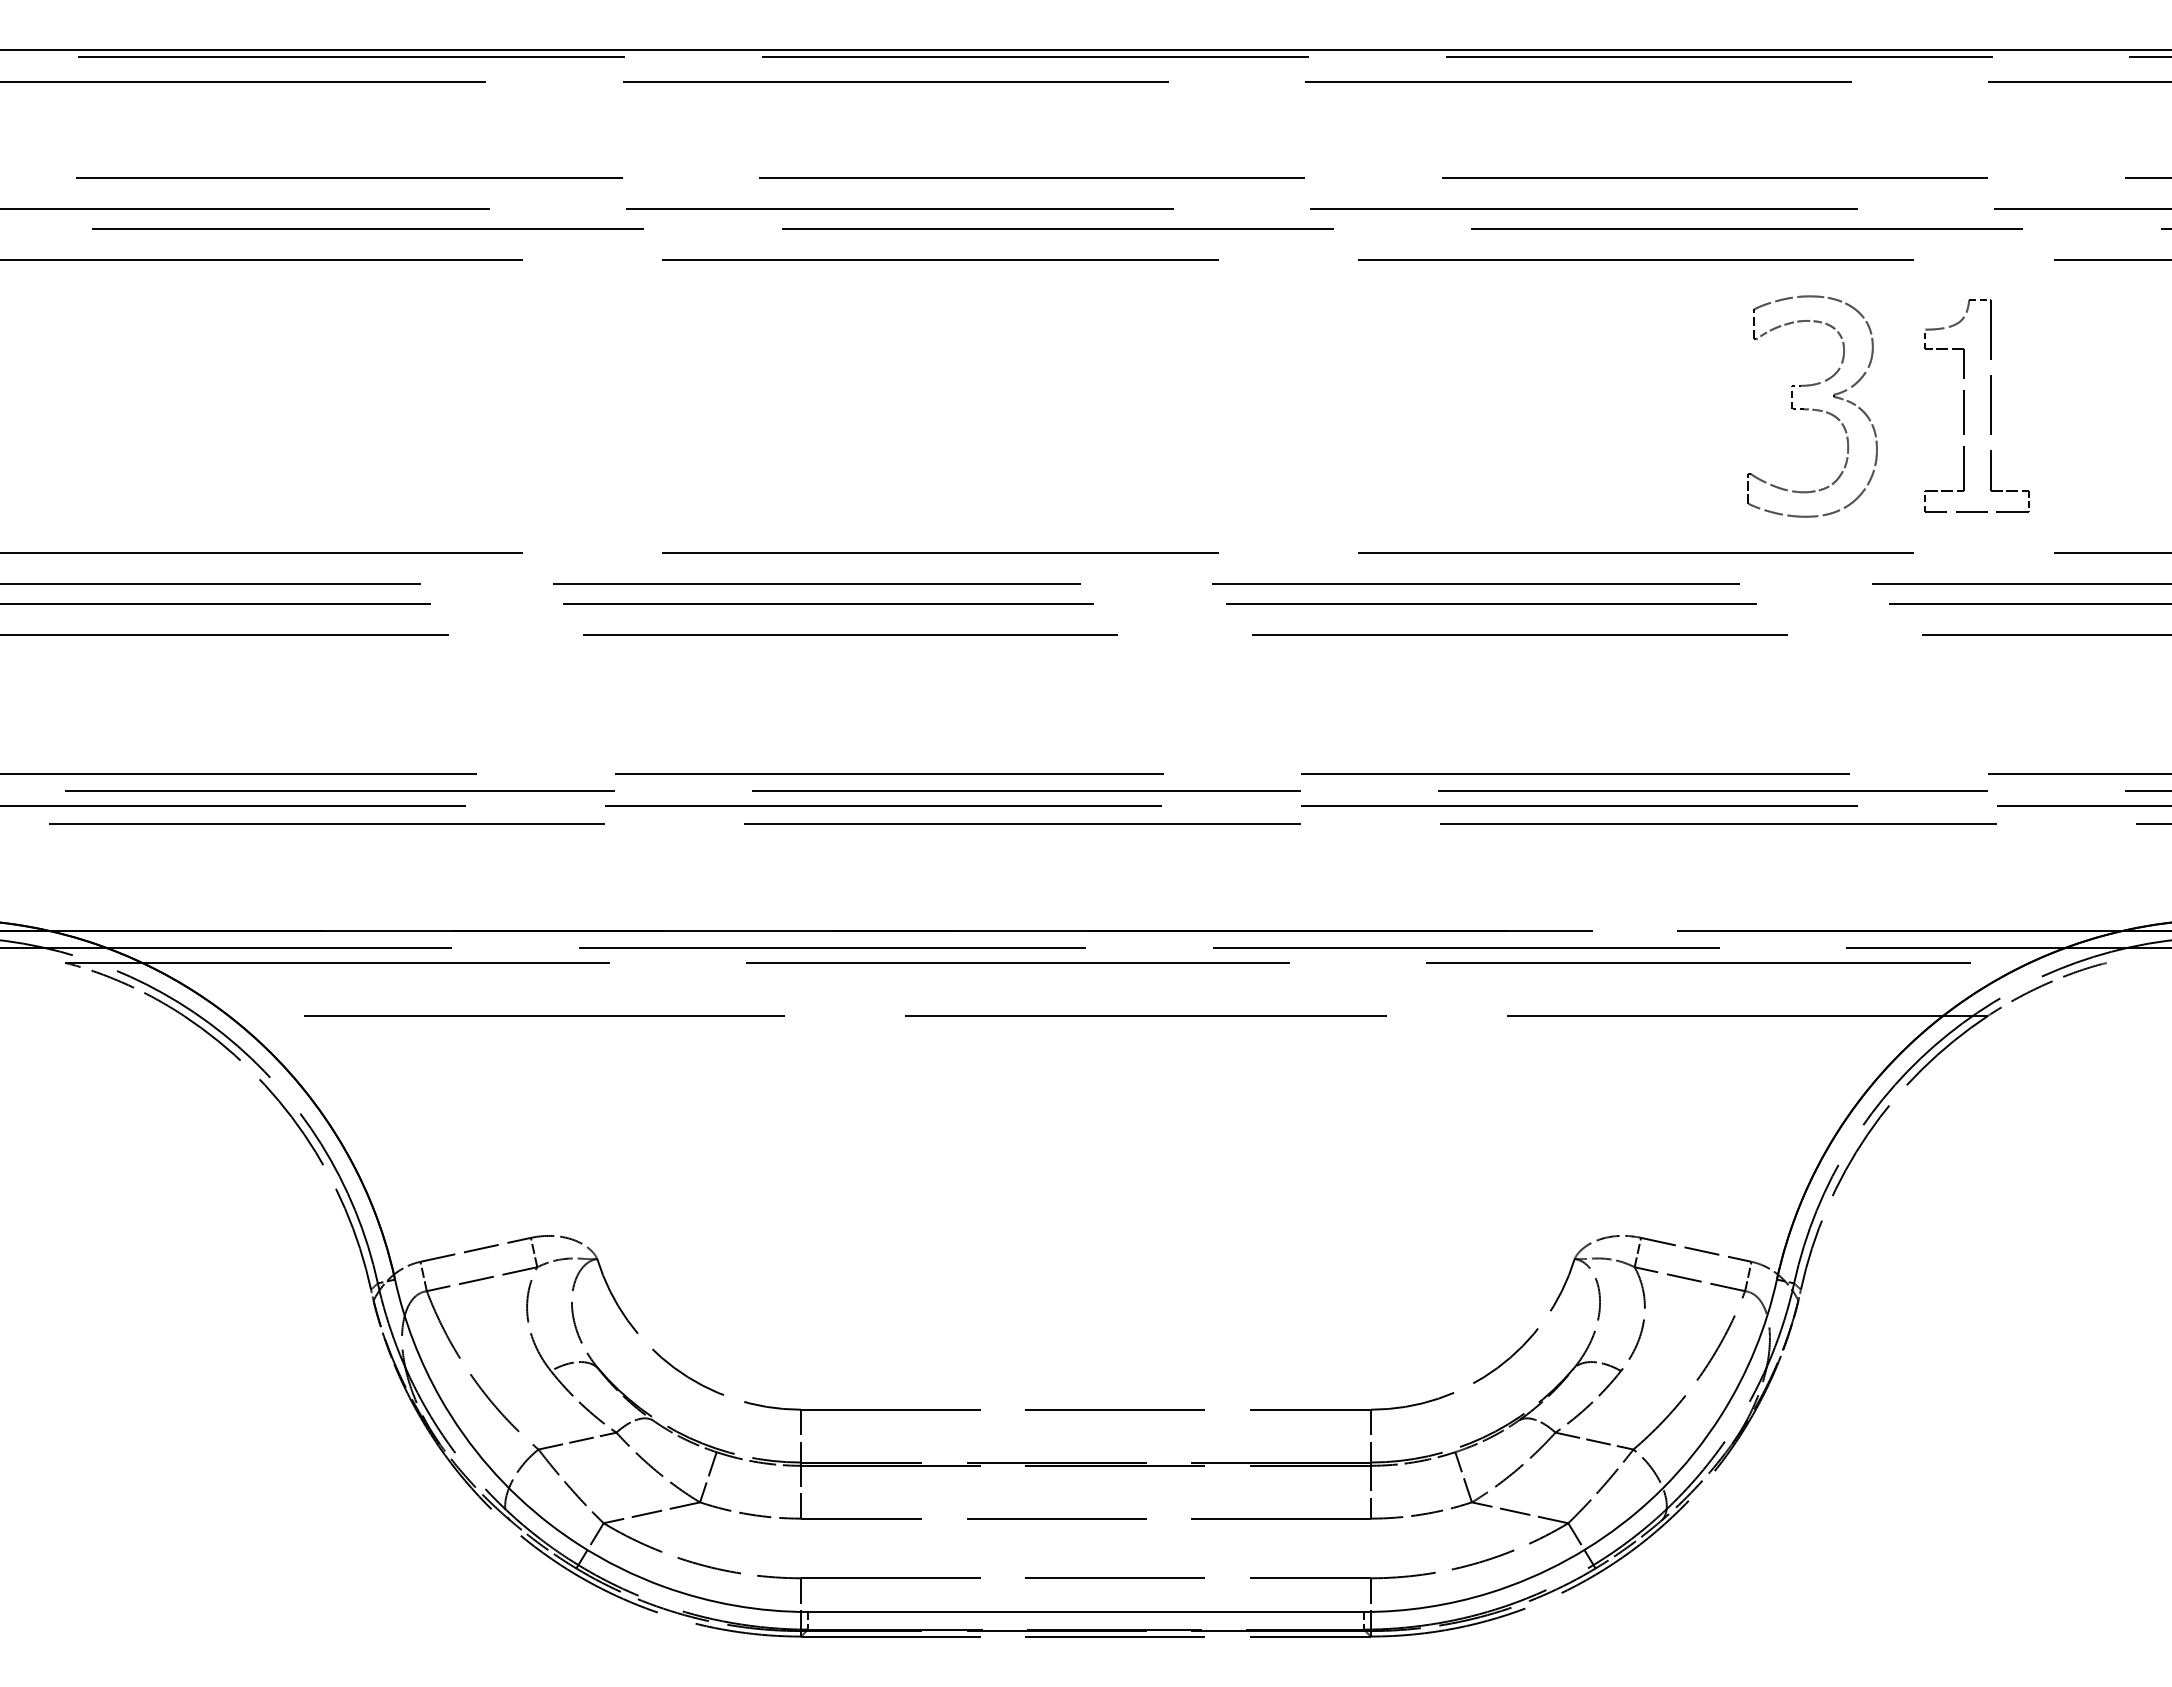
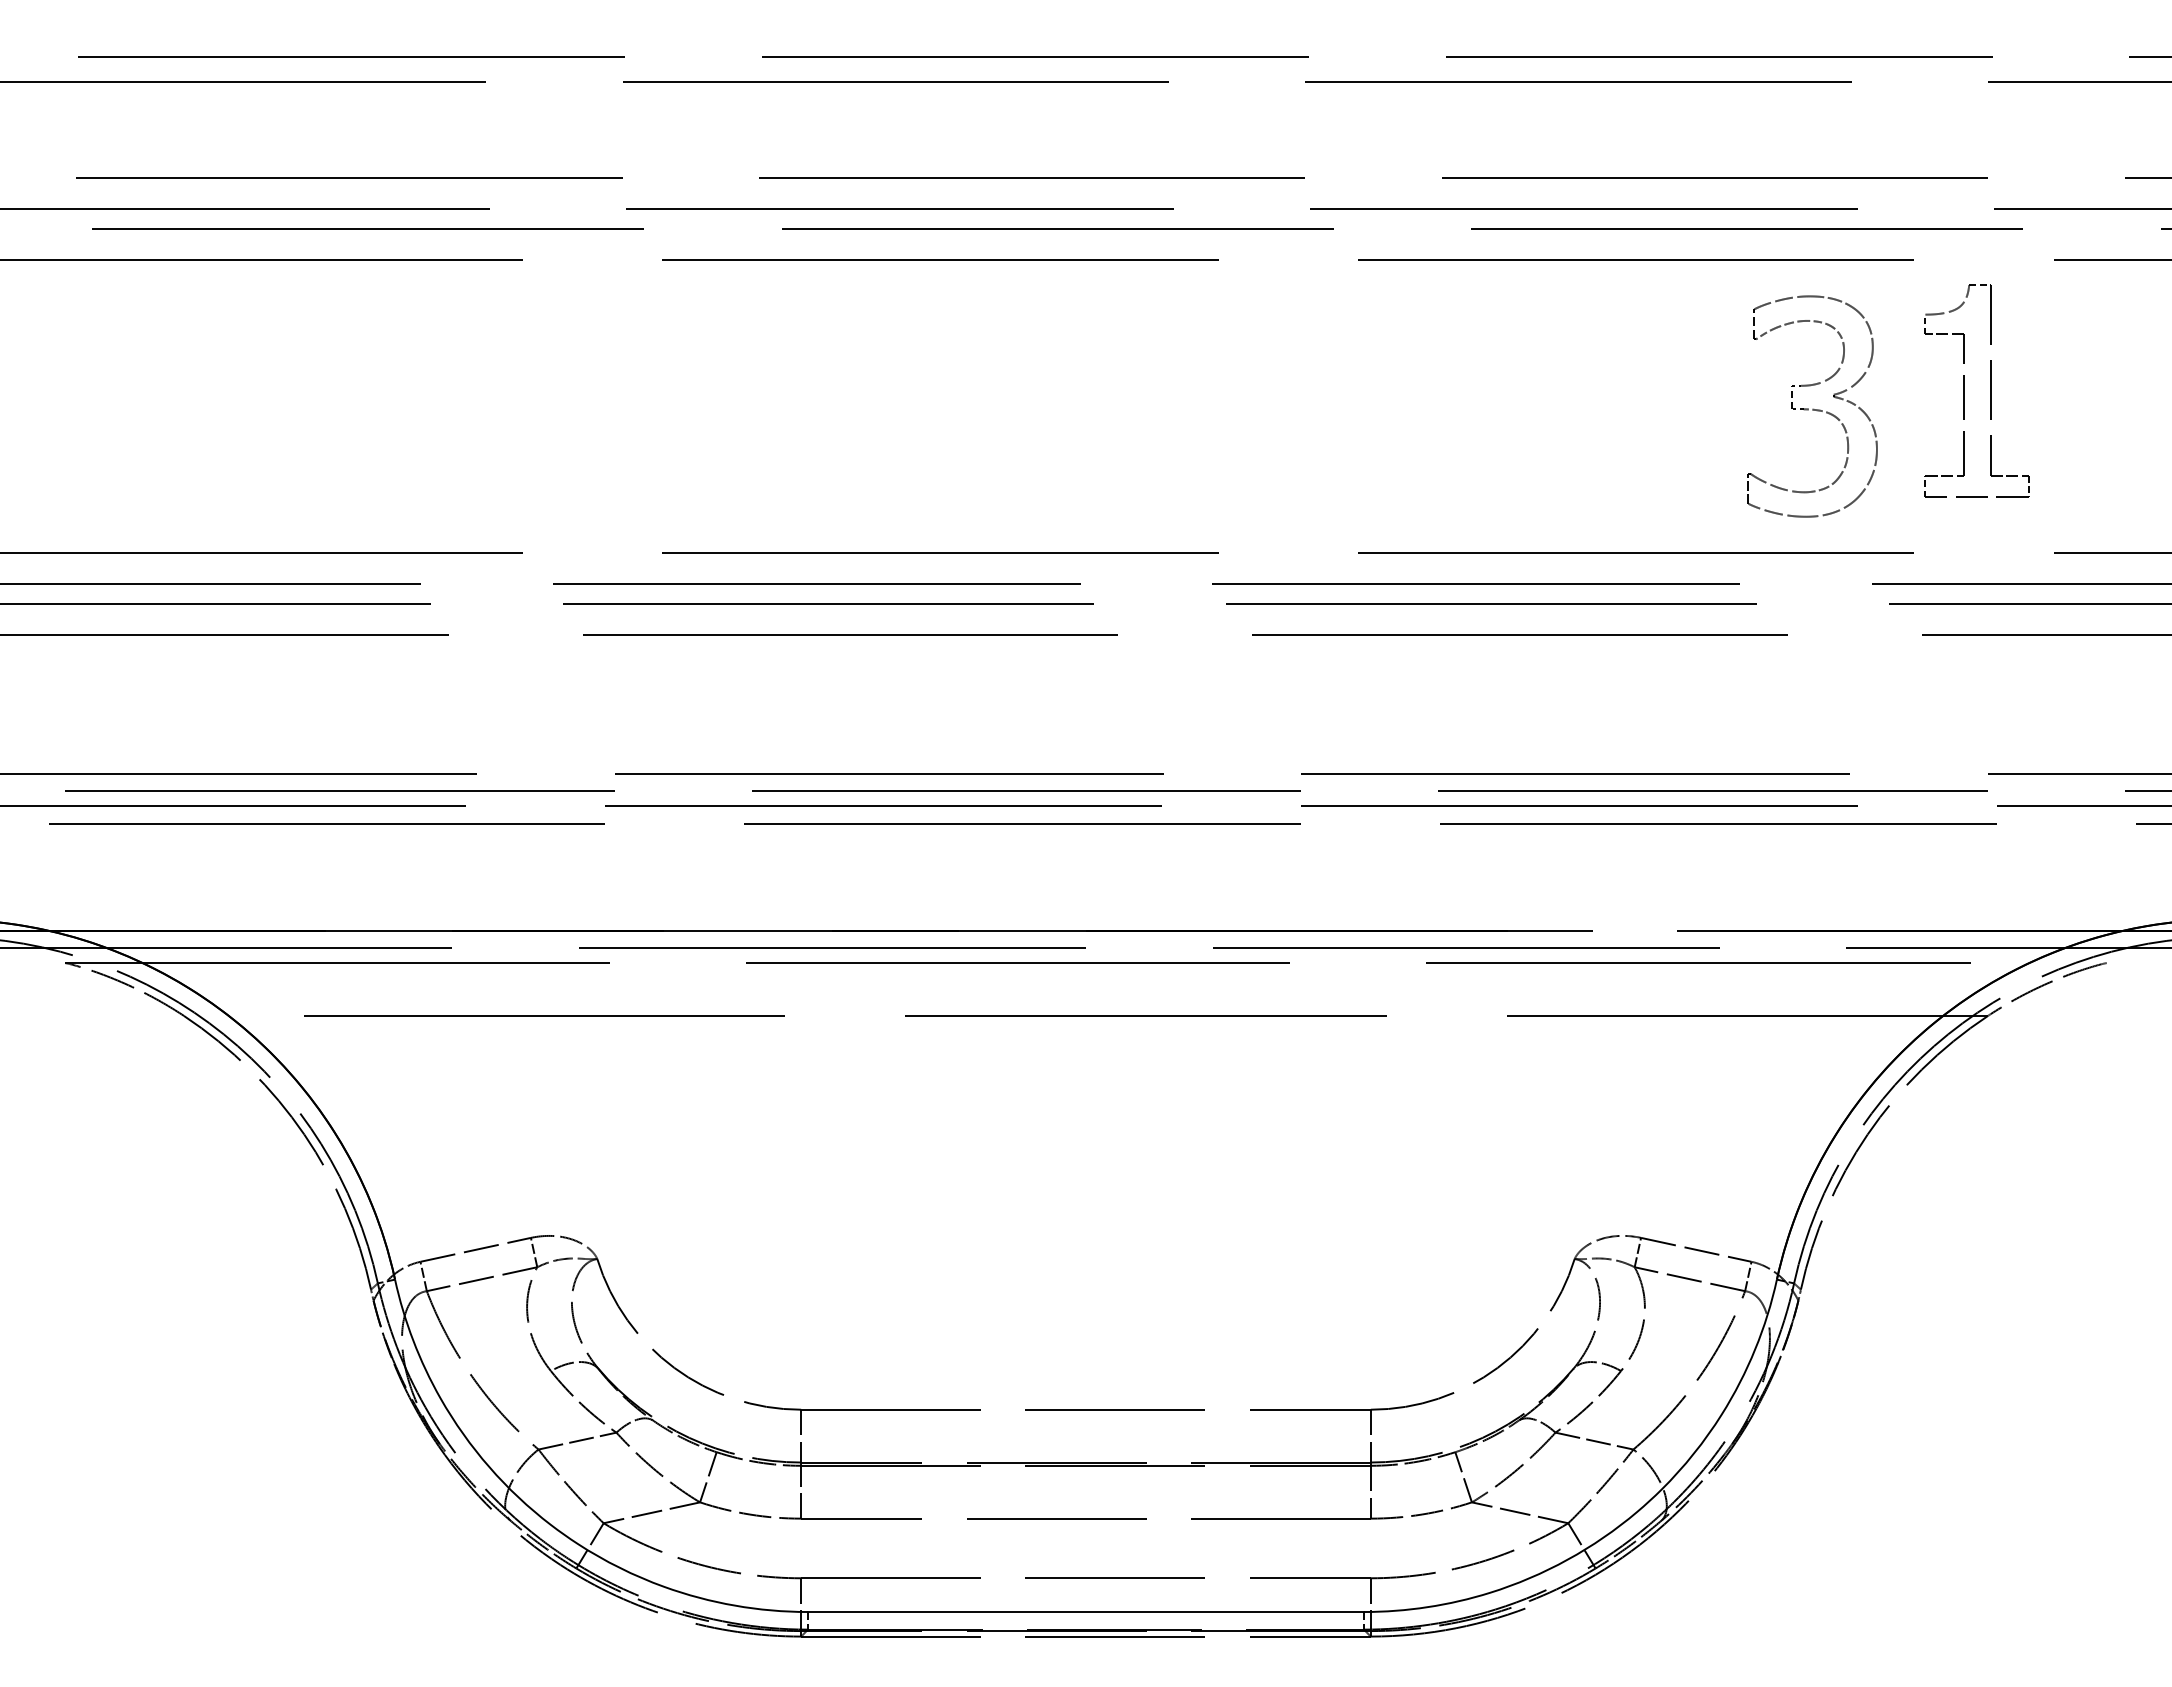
line: present -> none (1085, 50)
part position: (1964, 405) -> (1964, 390) (1964, 390)
